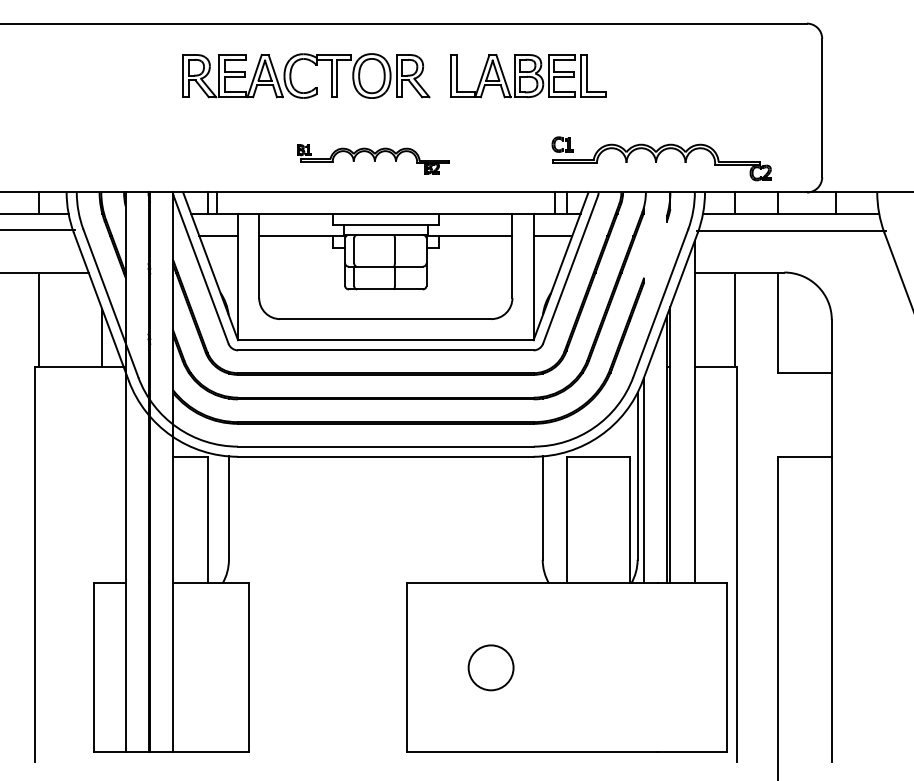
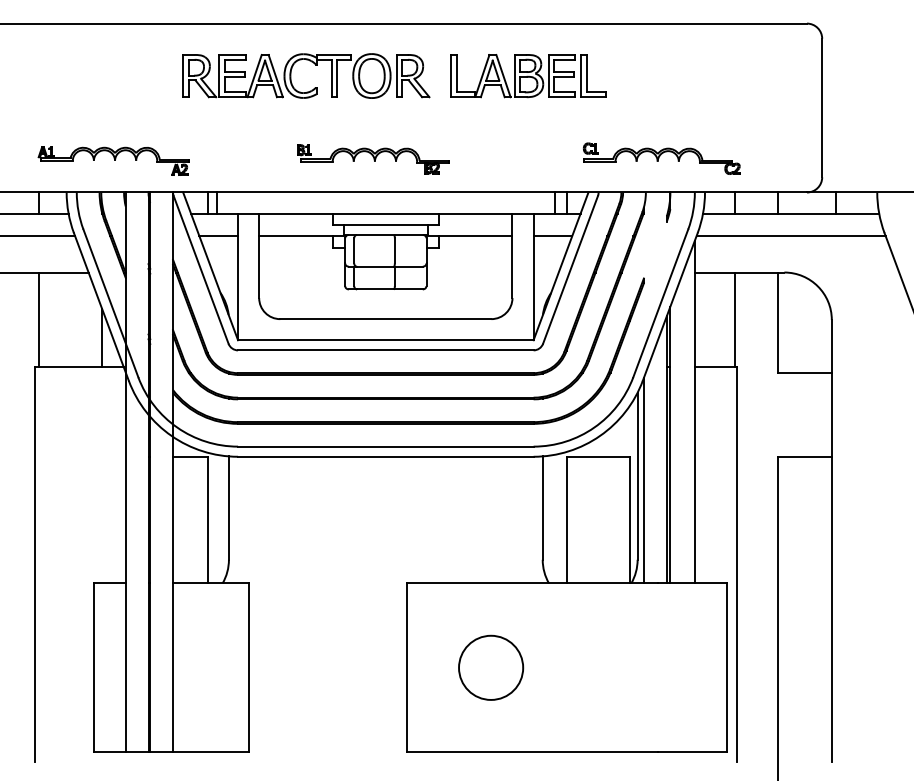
part size: 221x46 px -> 158x33 px (661, 158)
part: none -> present (113, 160)
line position: (38, 230) -> (38, 236) (38, 236)
line position: (790, 231) -> (790, 236) (790, 236)
circle diameter: 45 px -> 64 px (491, 667)
